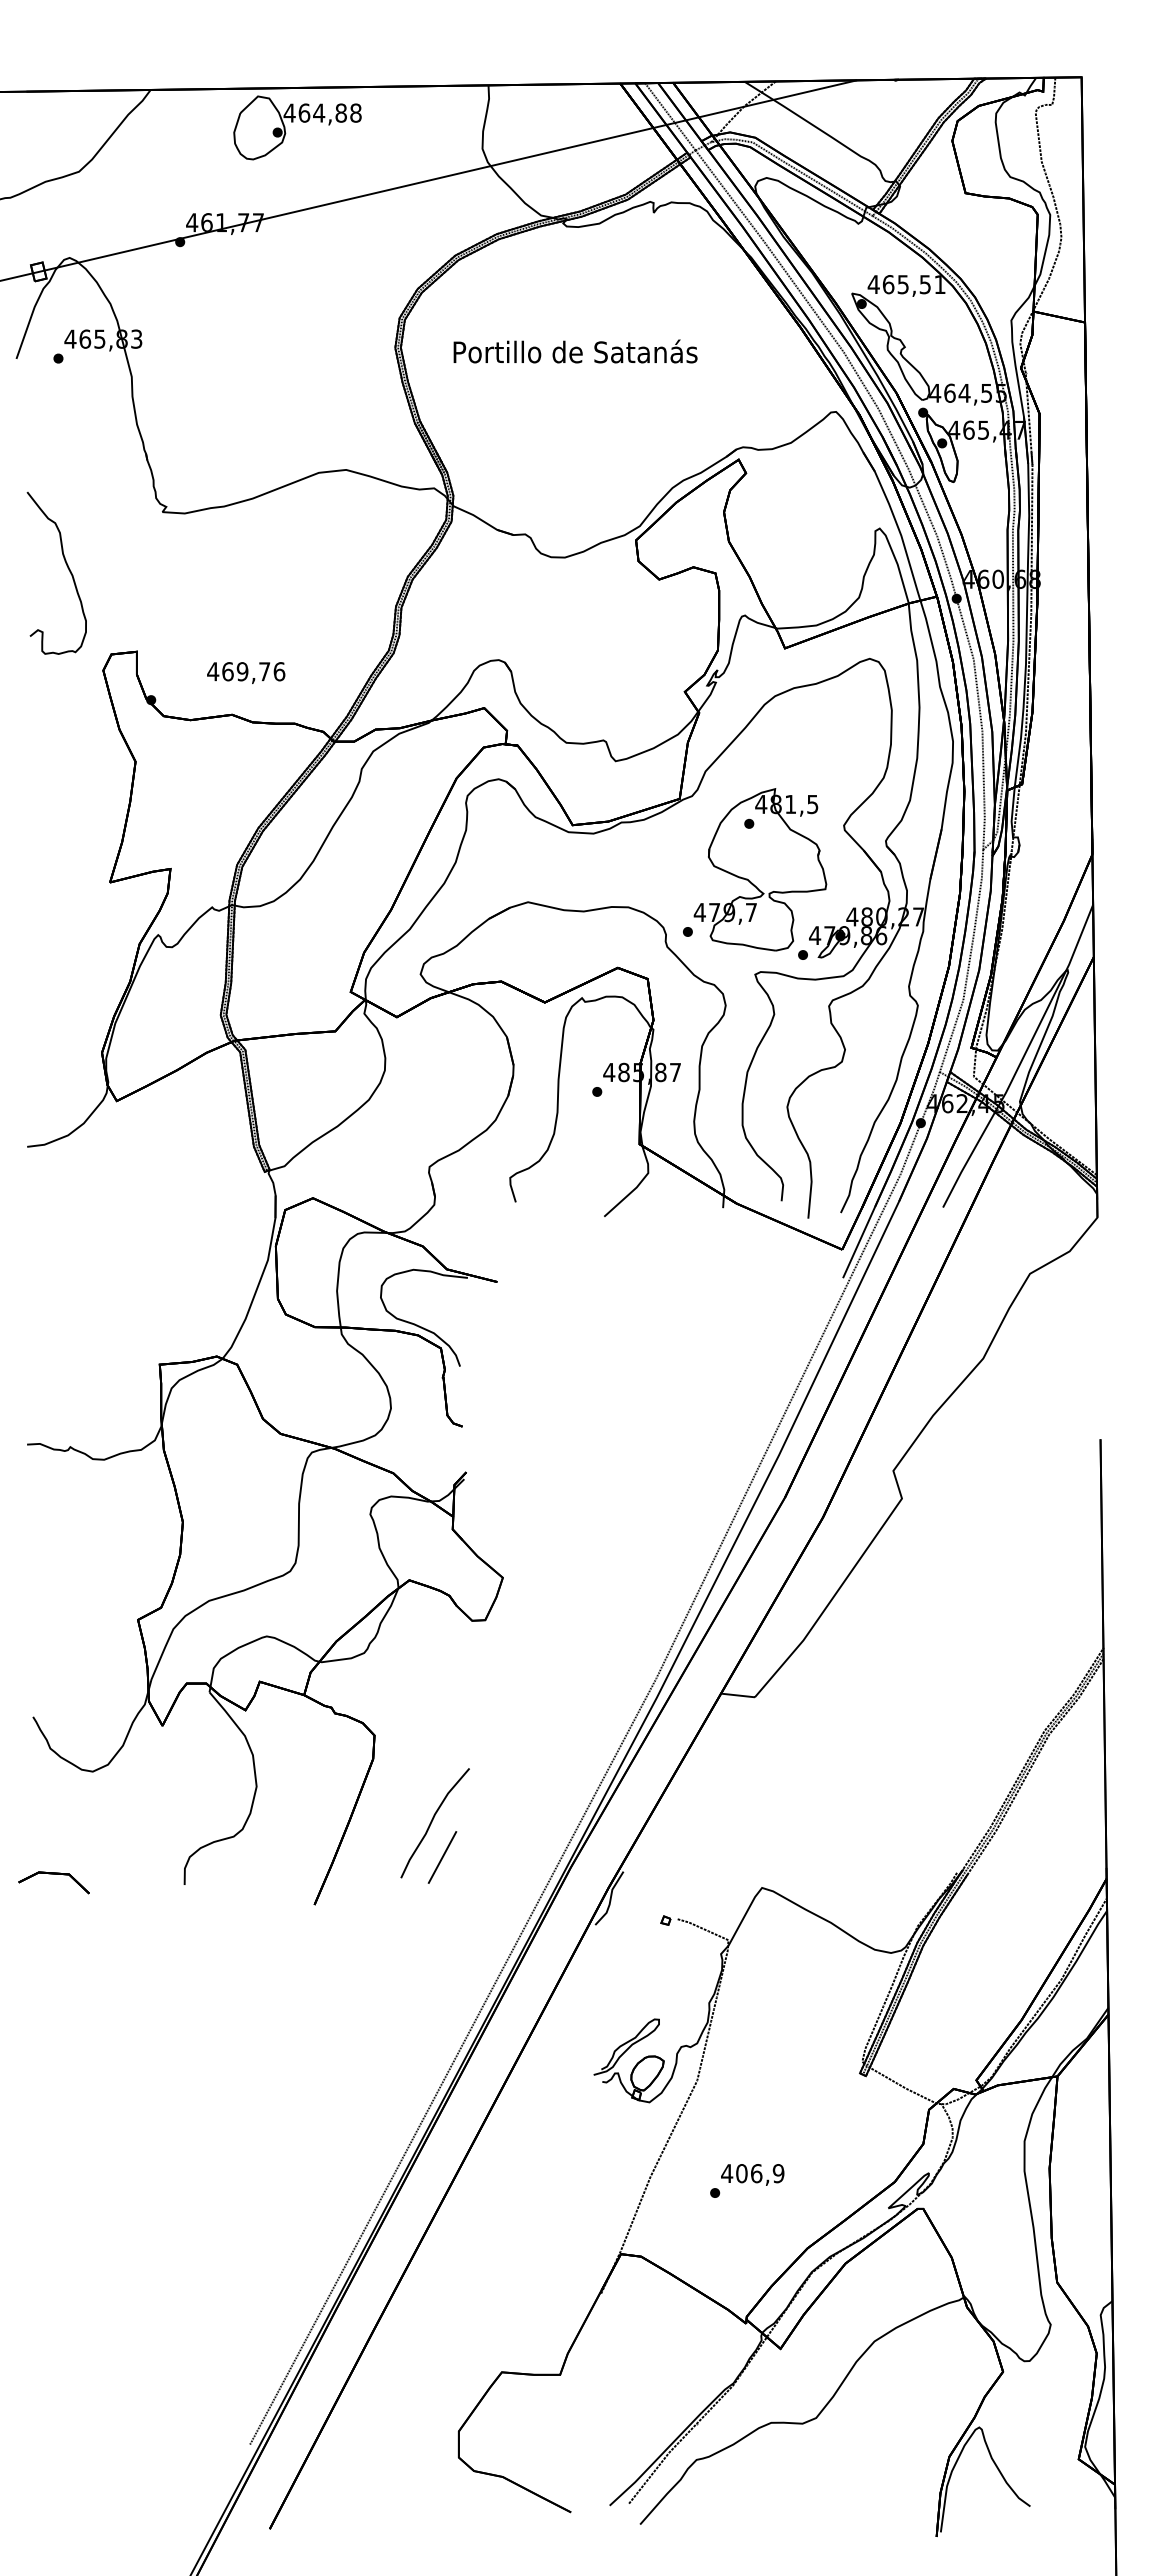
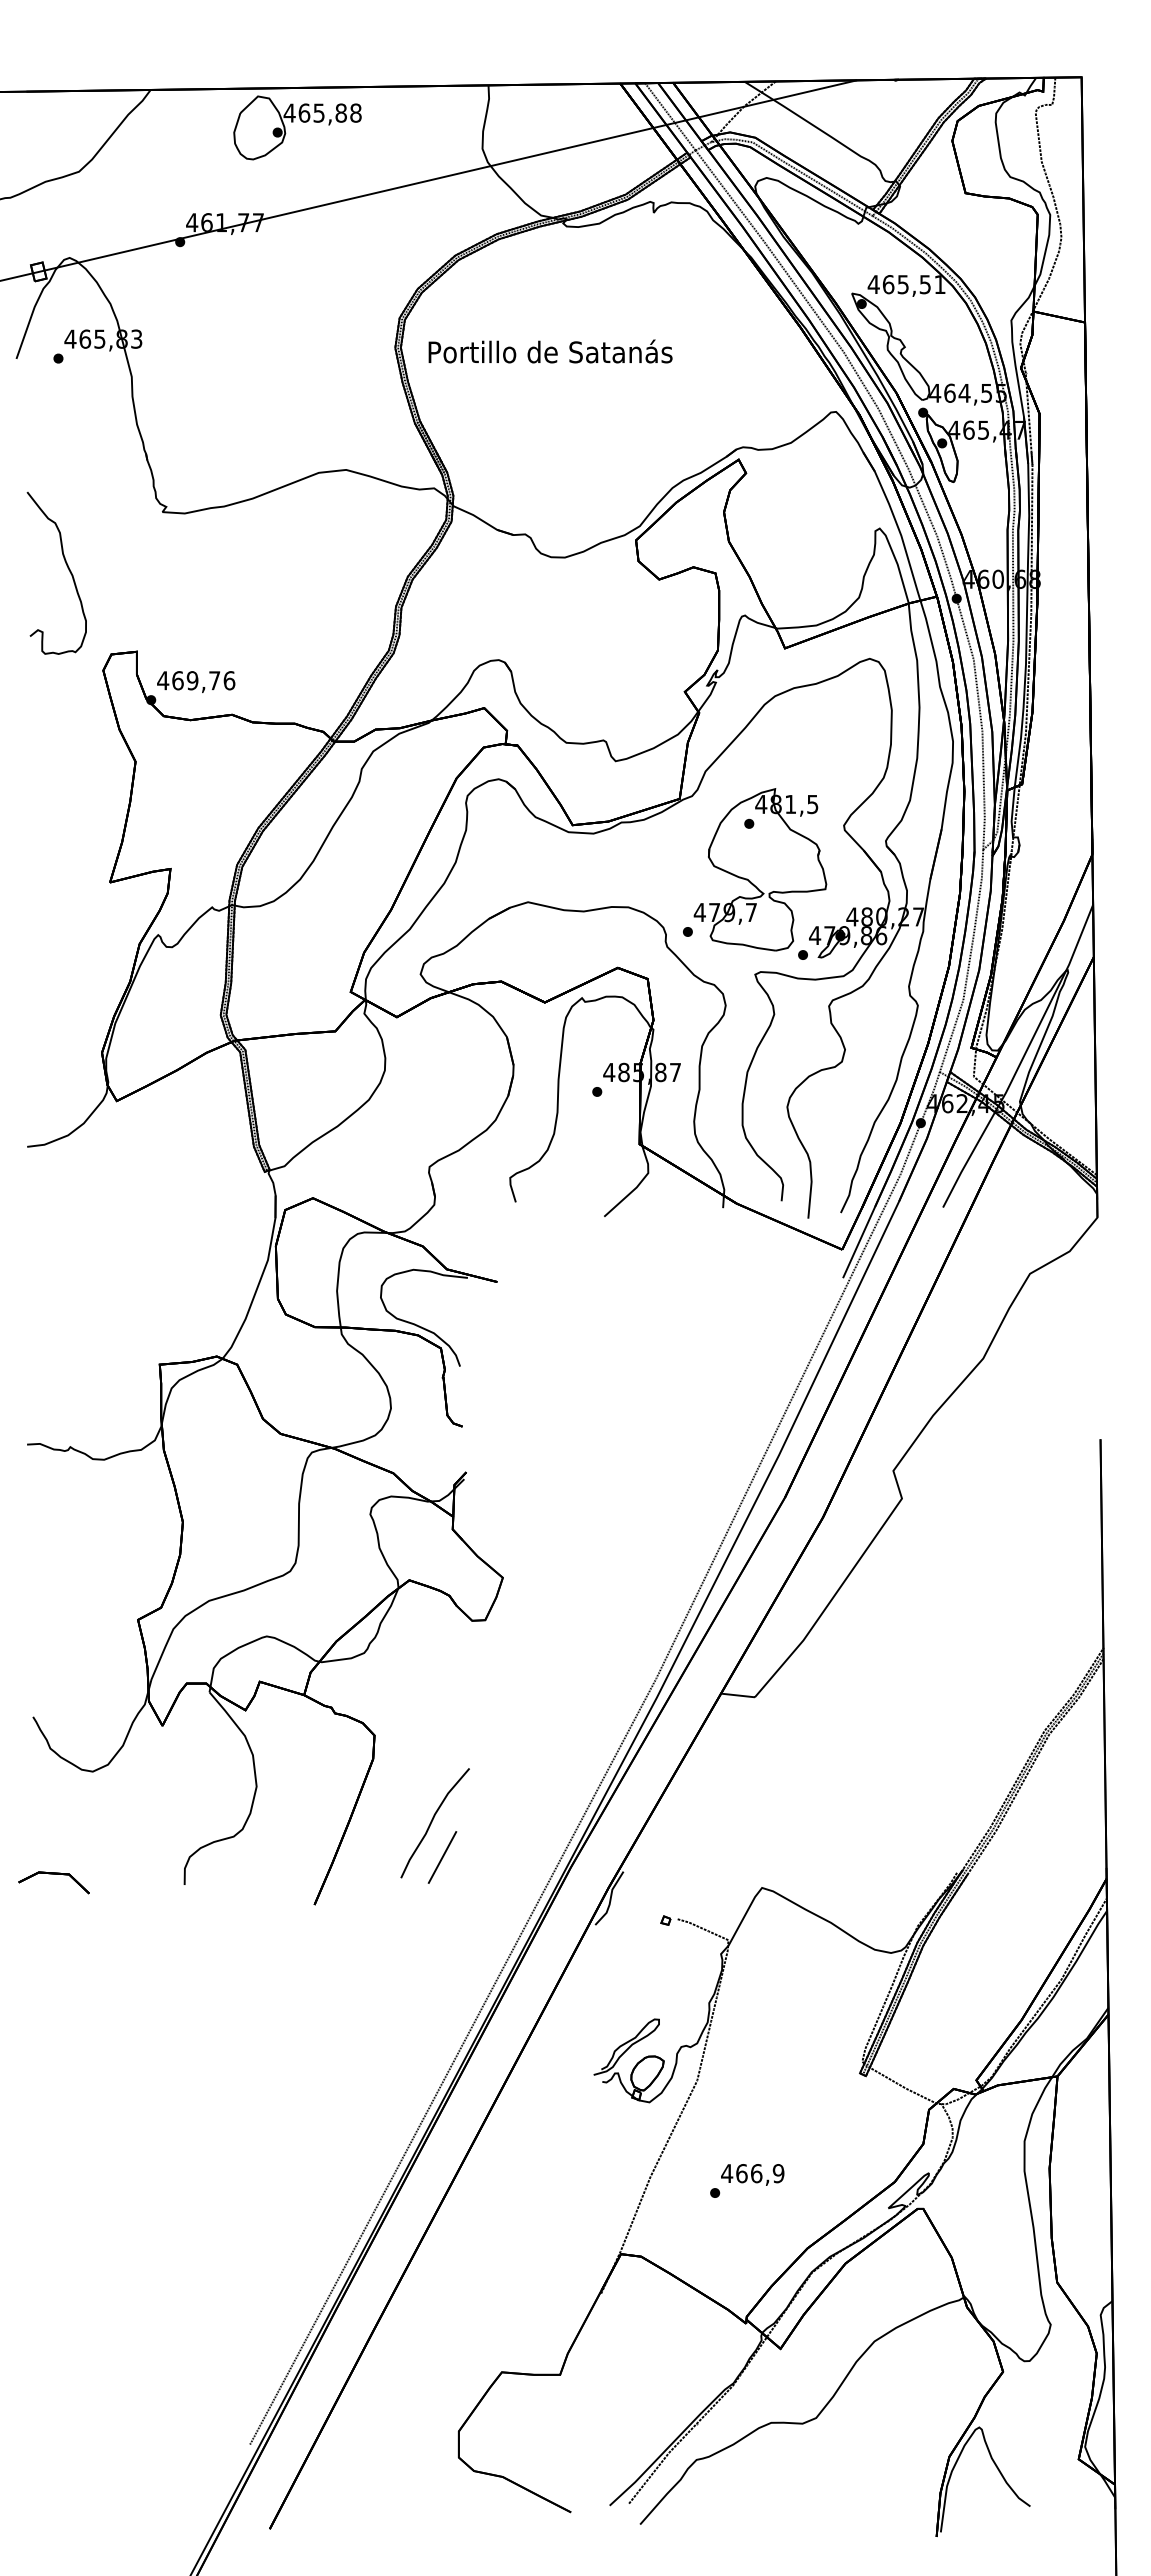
text: 464,88 -> 465,88 (319, 112)
text position: (575, 351) -> (550, 351) (550, 351)
text position: (246, 672) -> (196, 681) (196, 681)
text: 406,9 -> 466,9 (741, 2173)
